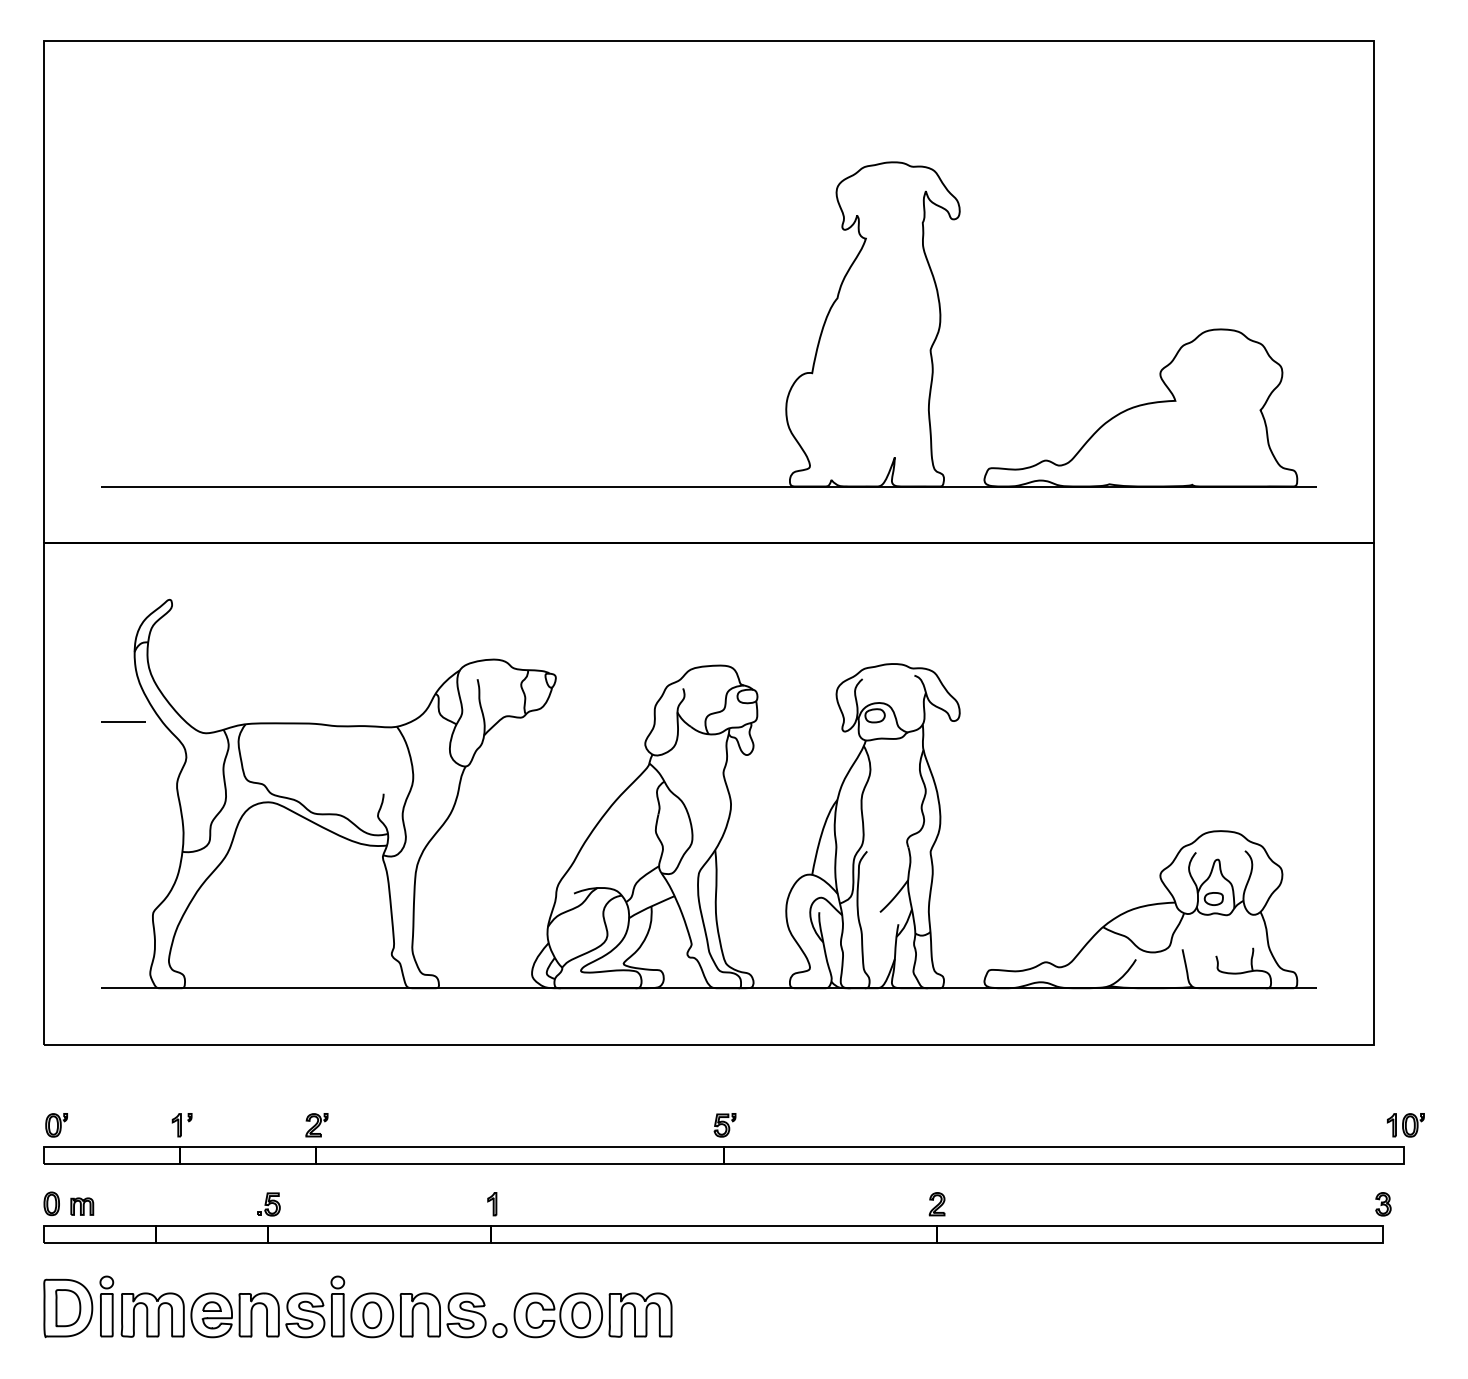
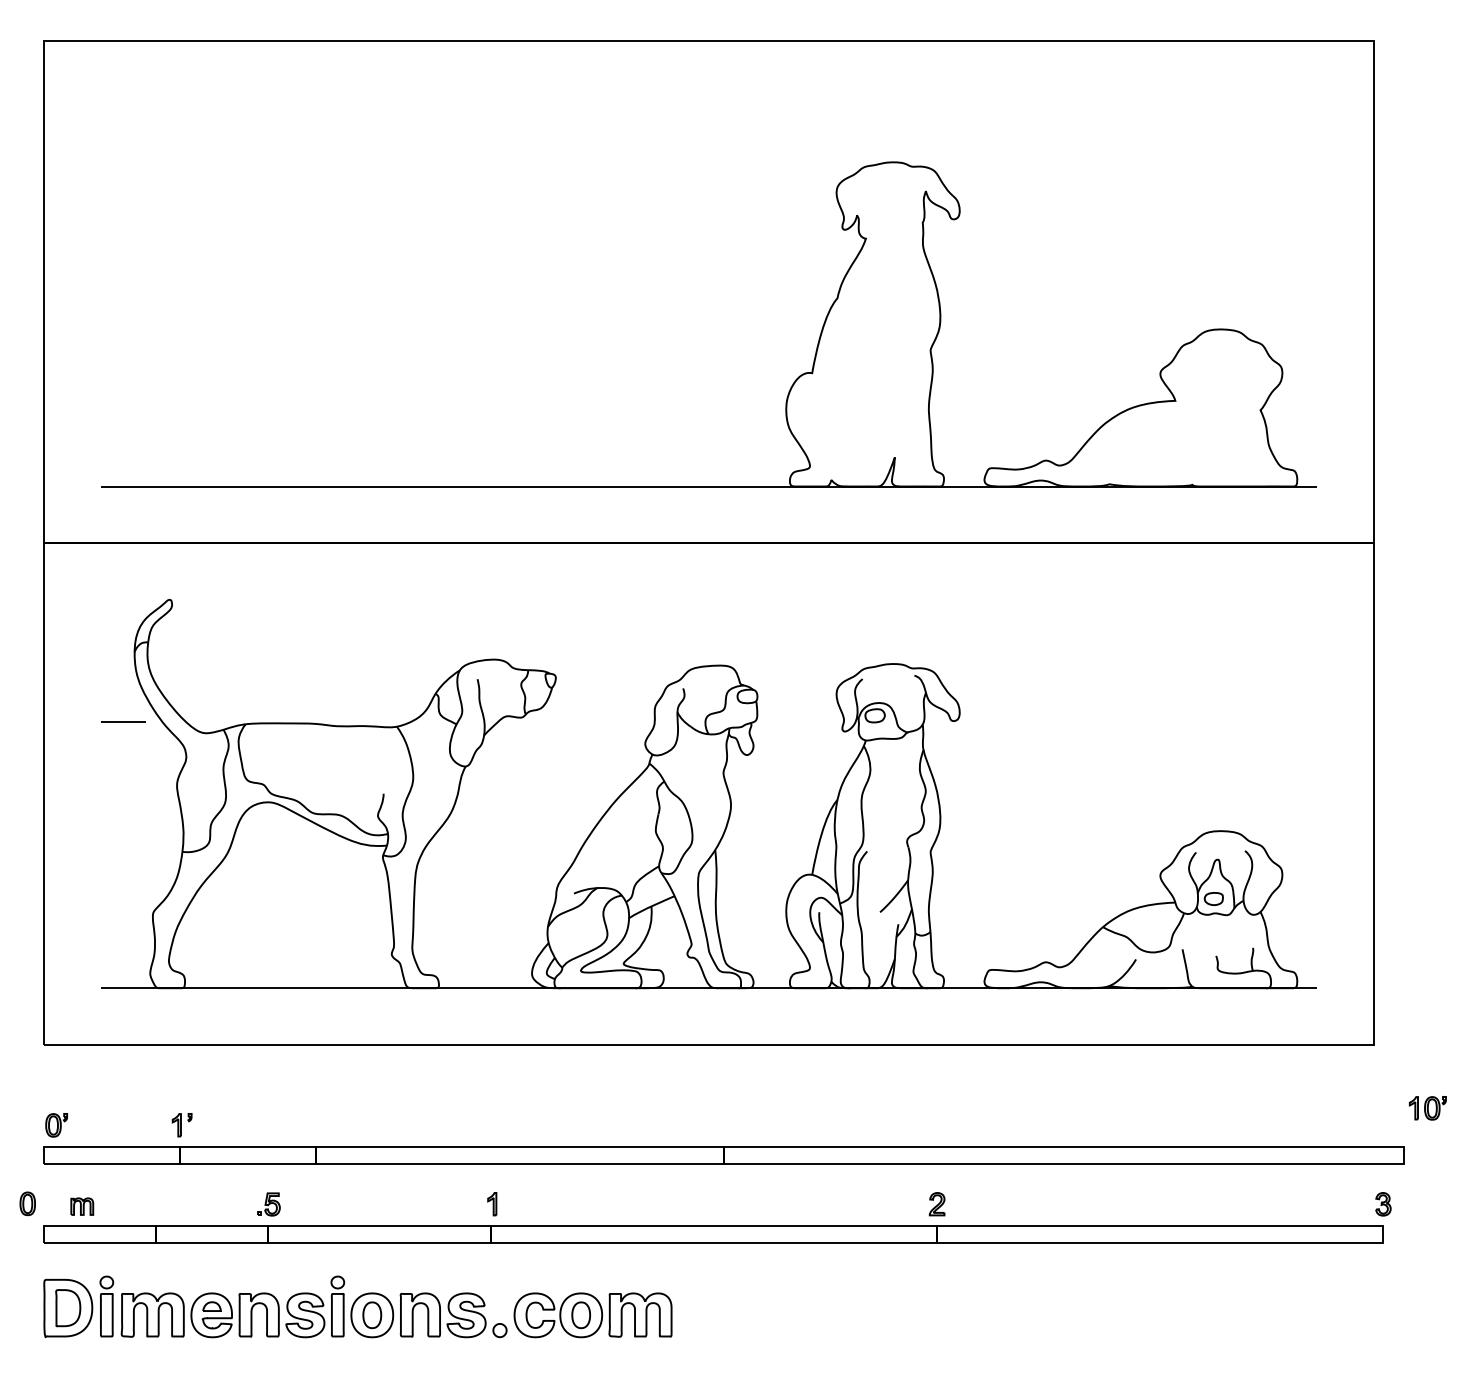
part: present -> none (316, 1125)
part: present -> none (724, 1125)
part position: (1405, 1125) -> (1427, 1108) (1427, 1108)
part position: (51, 1203) -> (27, 1203) (27, 1203)
